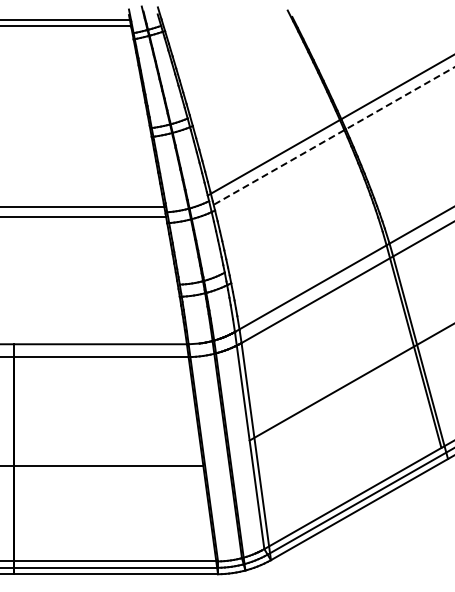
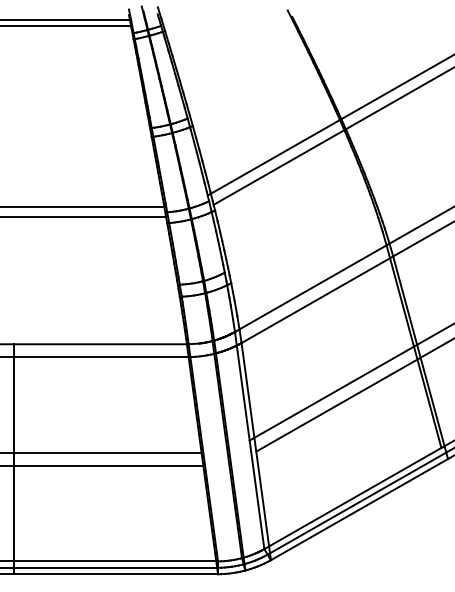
line: dashed -> solid (334, 136)
line: none -> present (353, 395)
line: none -> present (102, 452)
